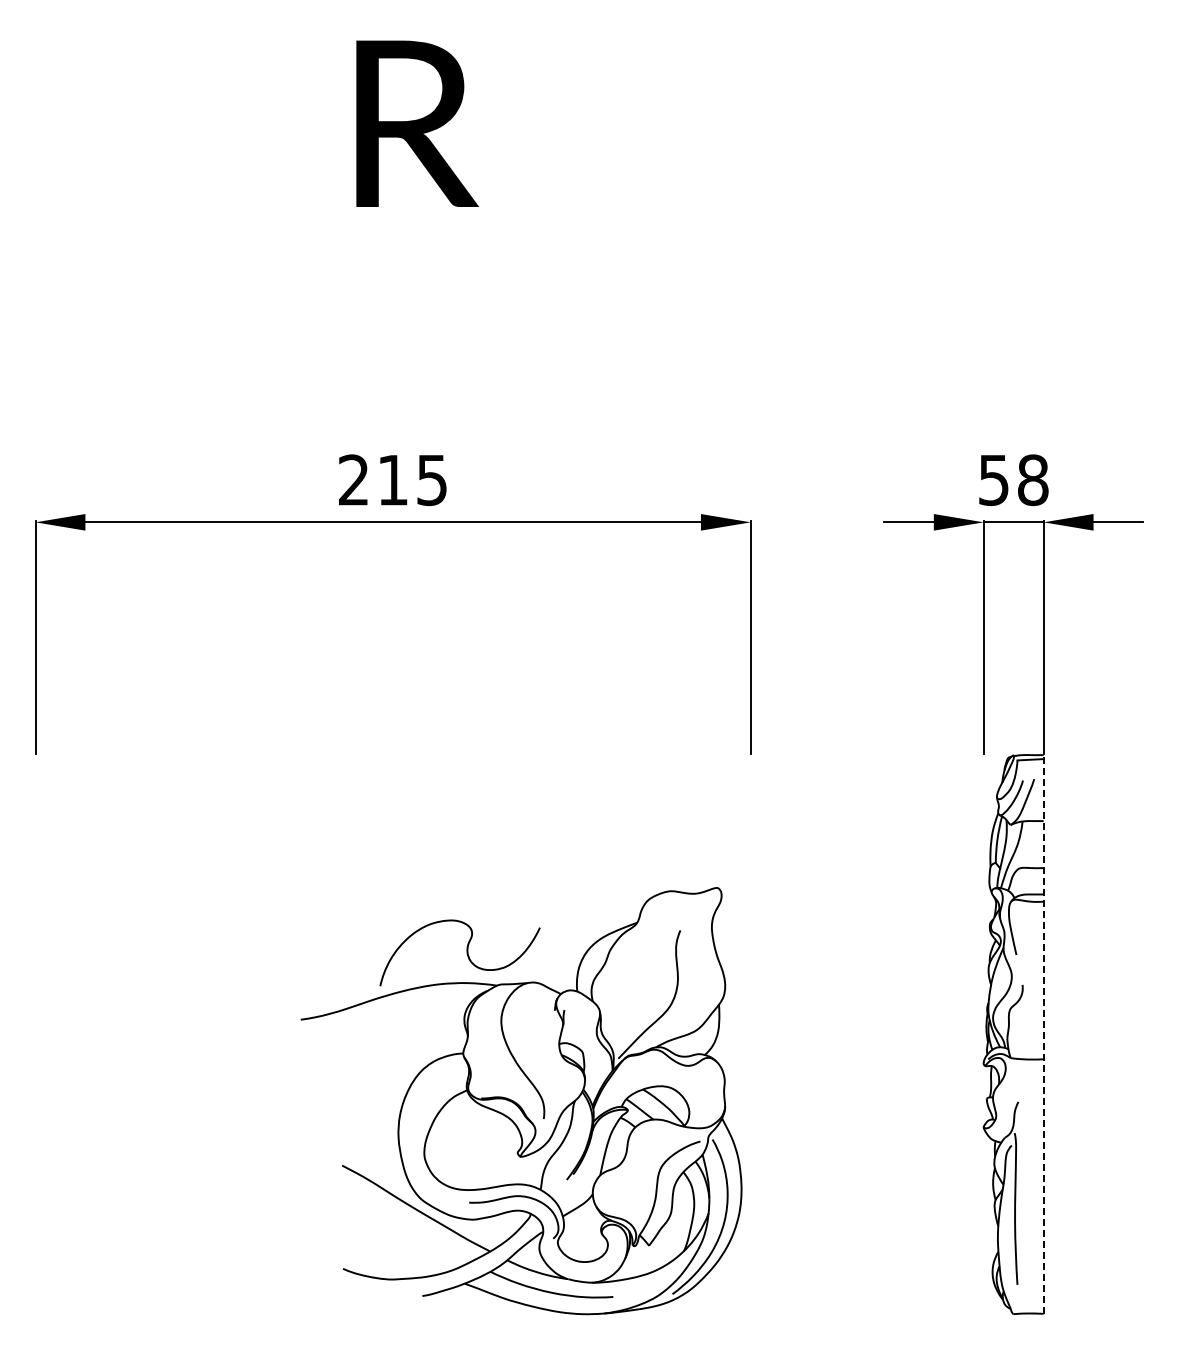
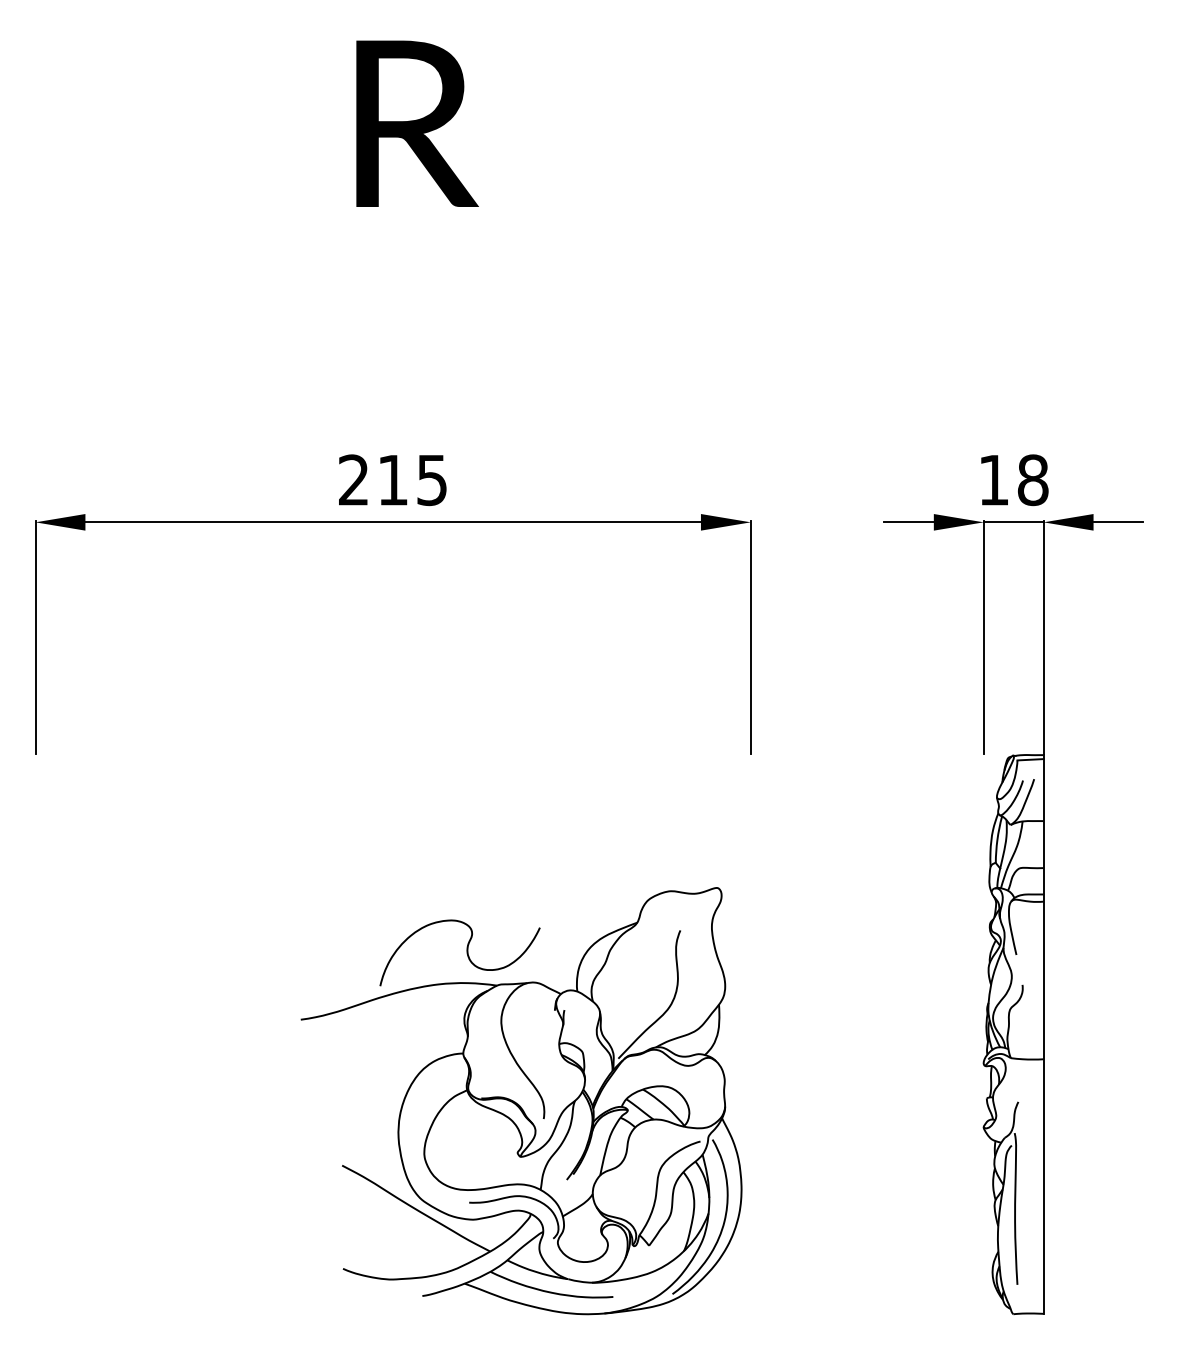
text: 58 -> 18 (993, 480)
line: dashed -> solid (1043, 1034)
